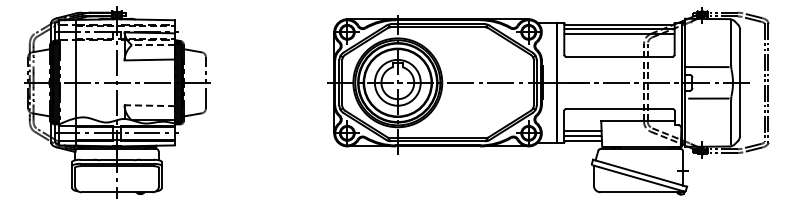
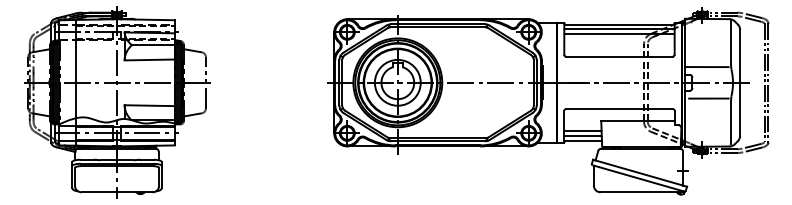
line: dashed -> solid (153, 45)
line: dashed -> solid (149, 105)
